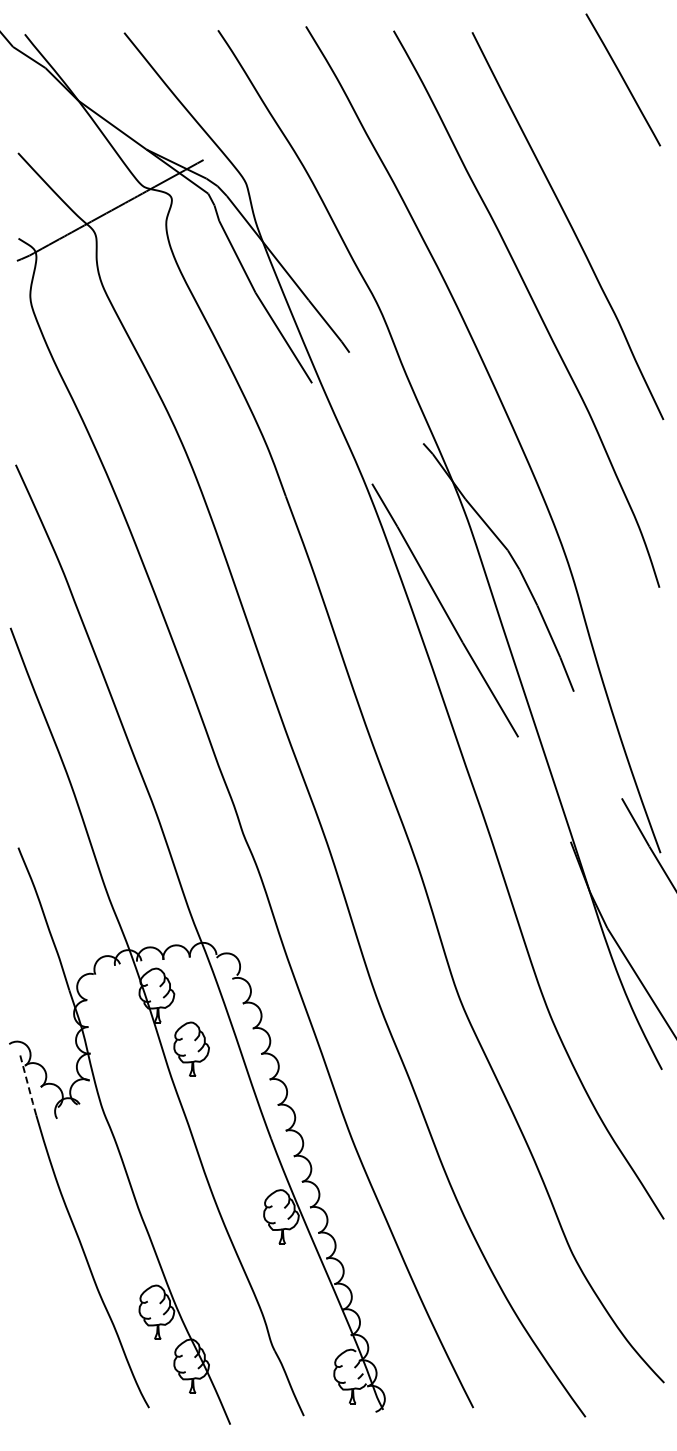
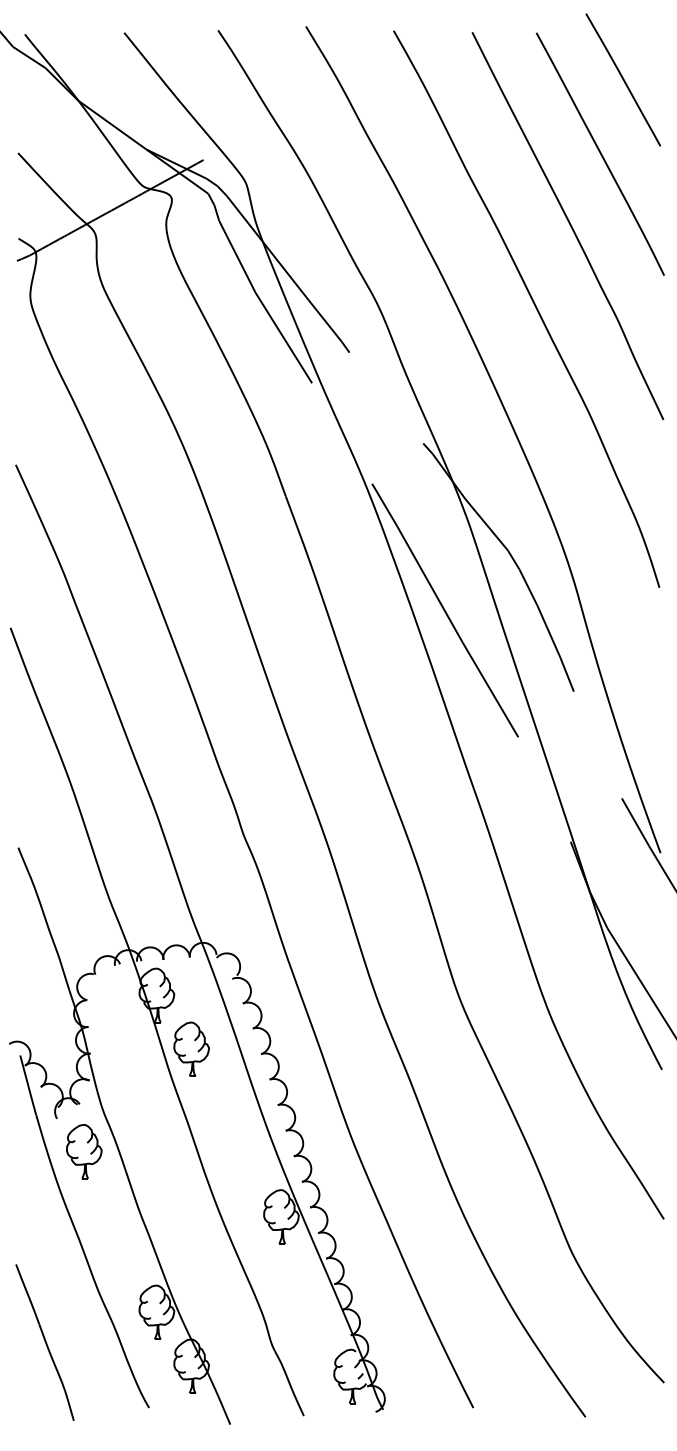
curve: none -> present (599, 153)
line: dashed -> solid (28, 1086)
part: none -> present (84, 1151)
part: none -> present (44, 1342)
